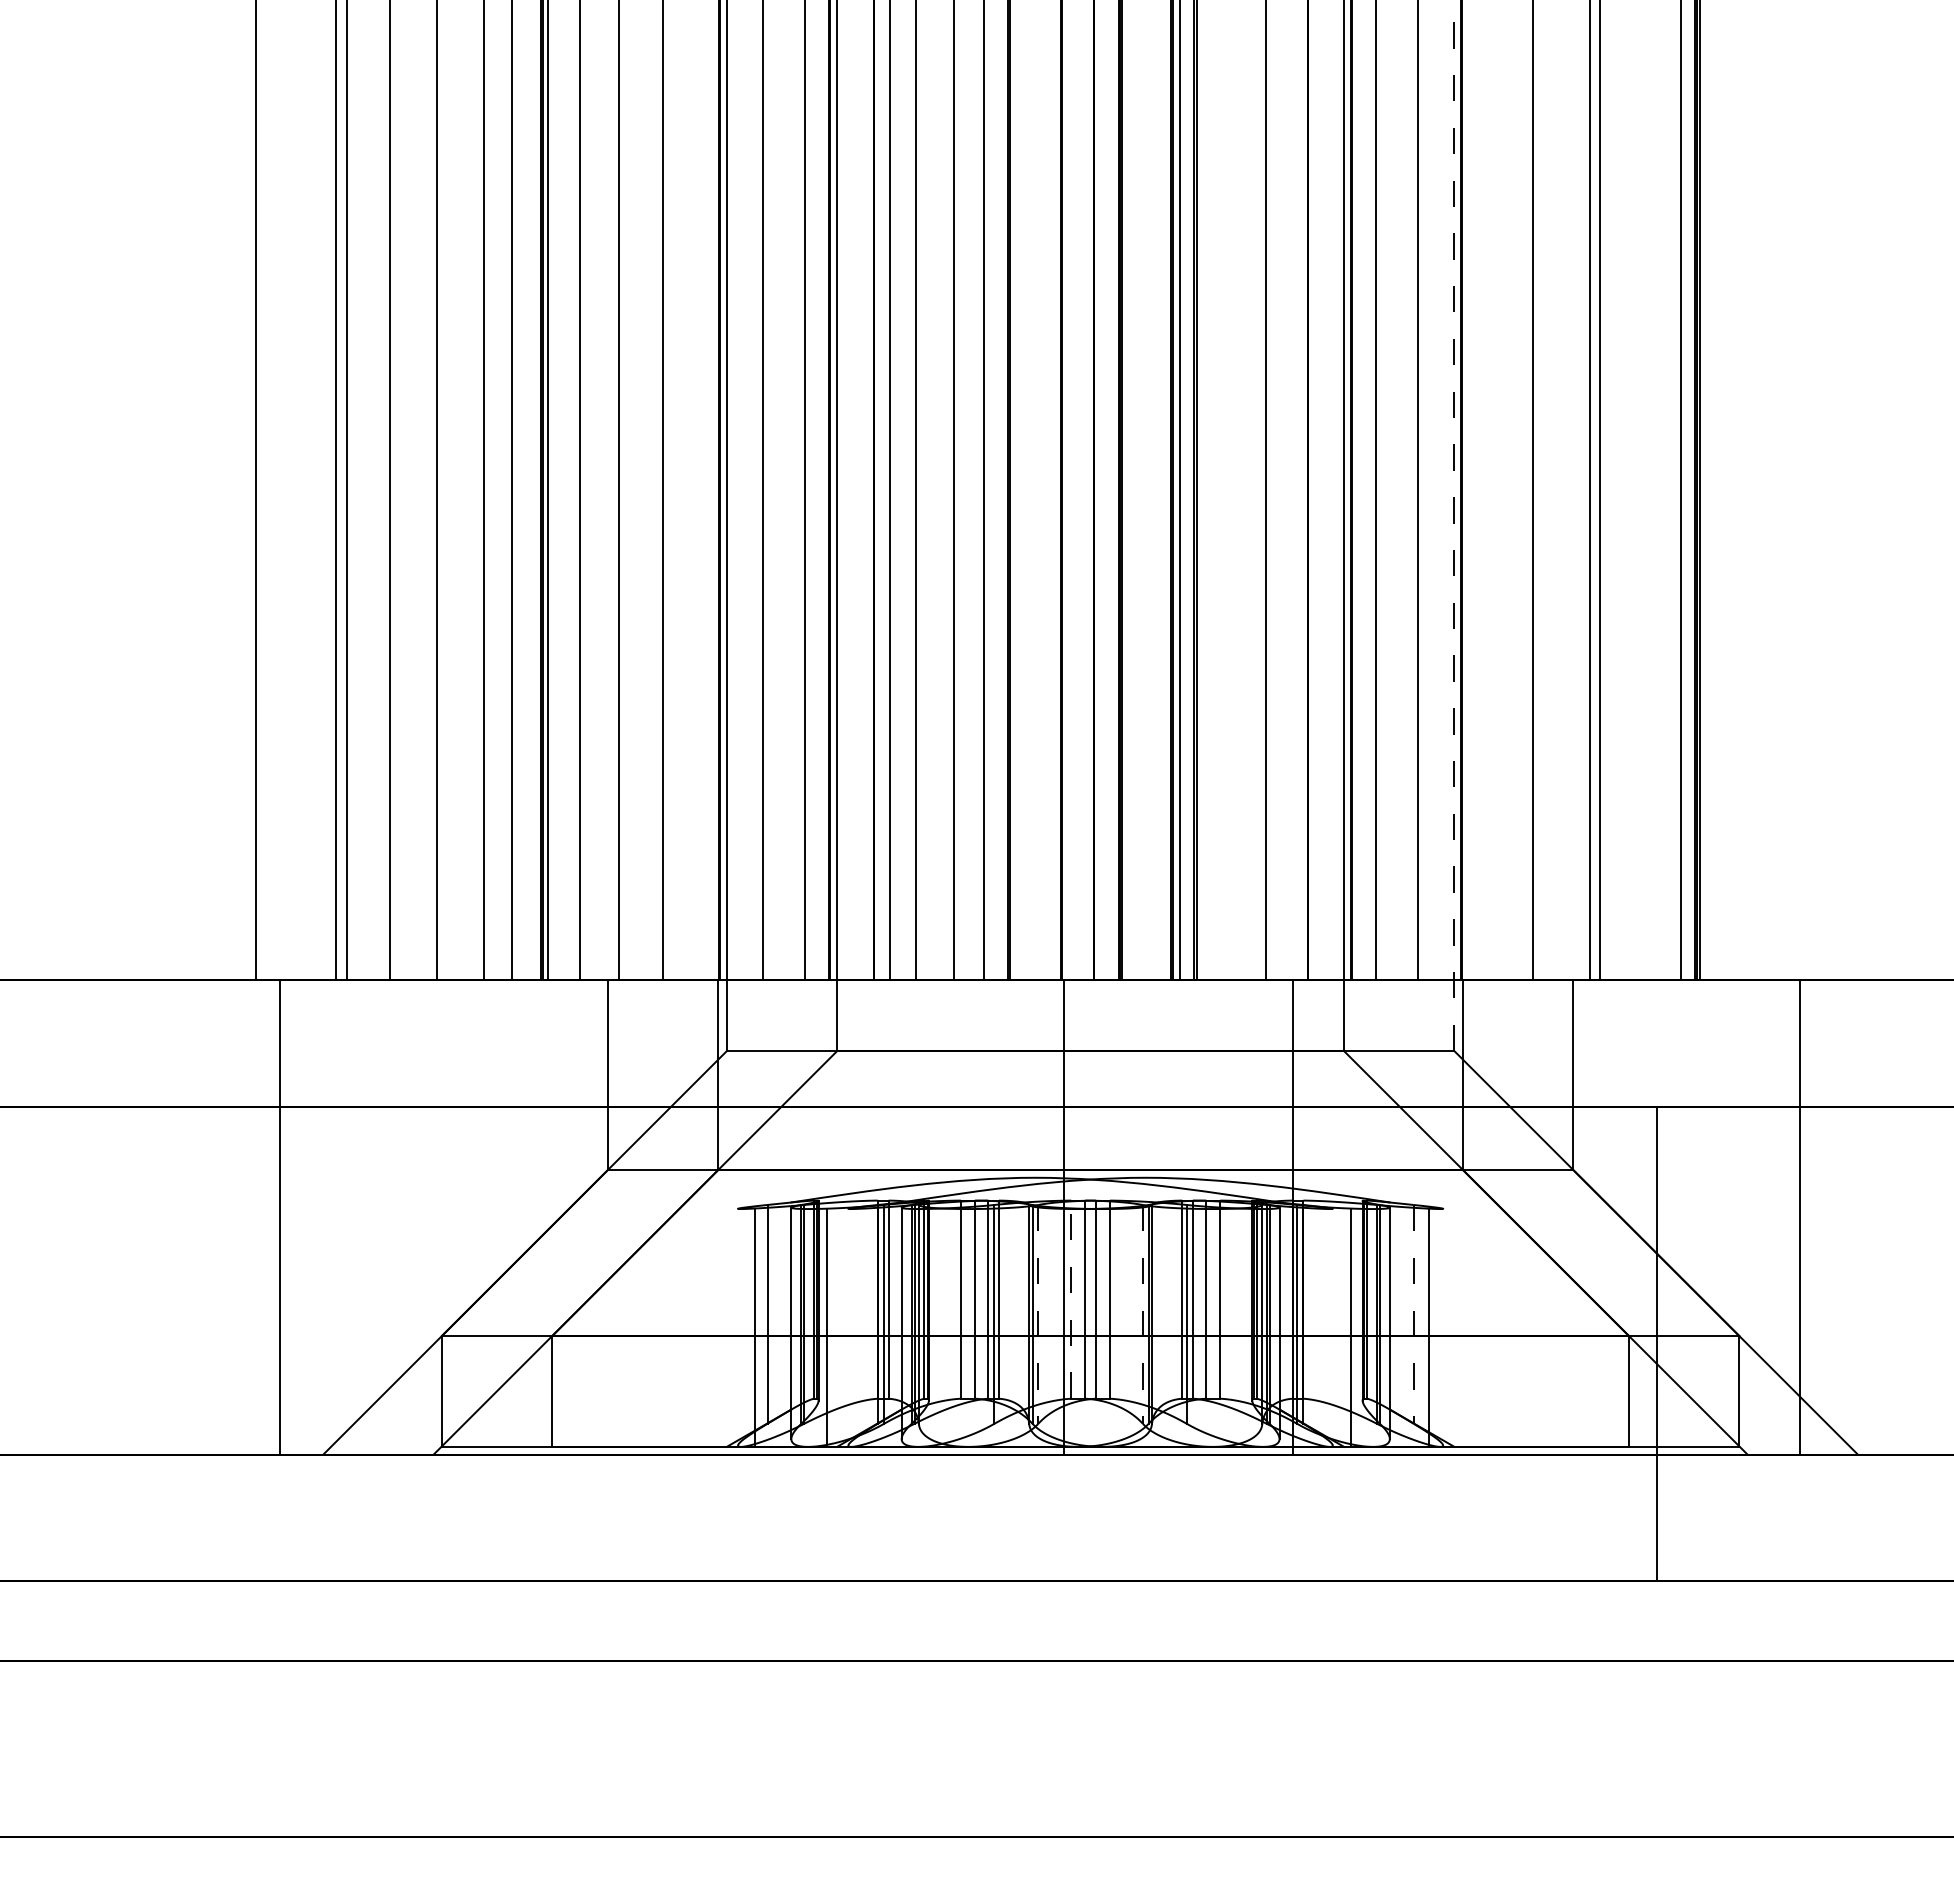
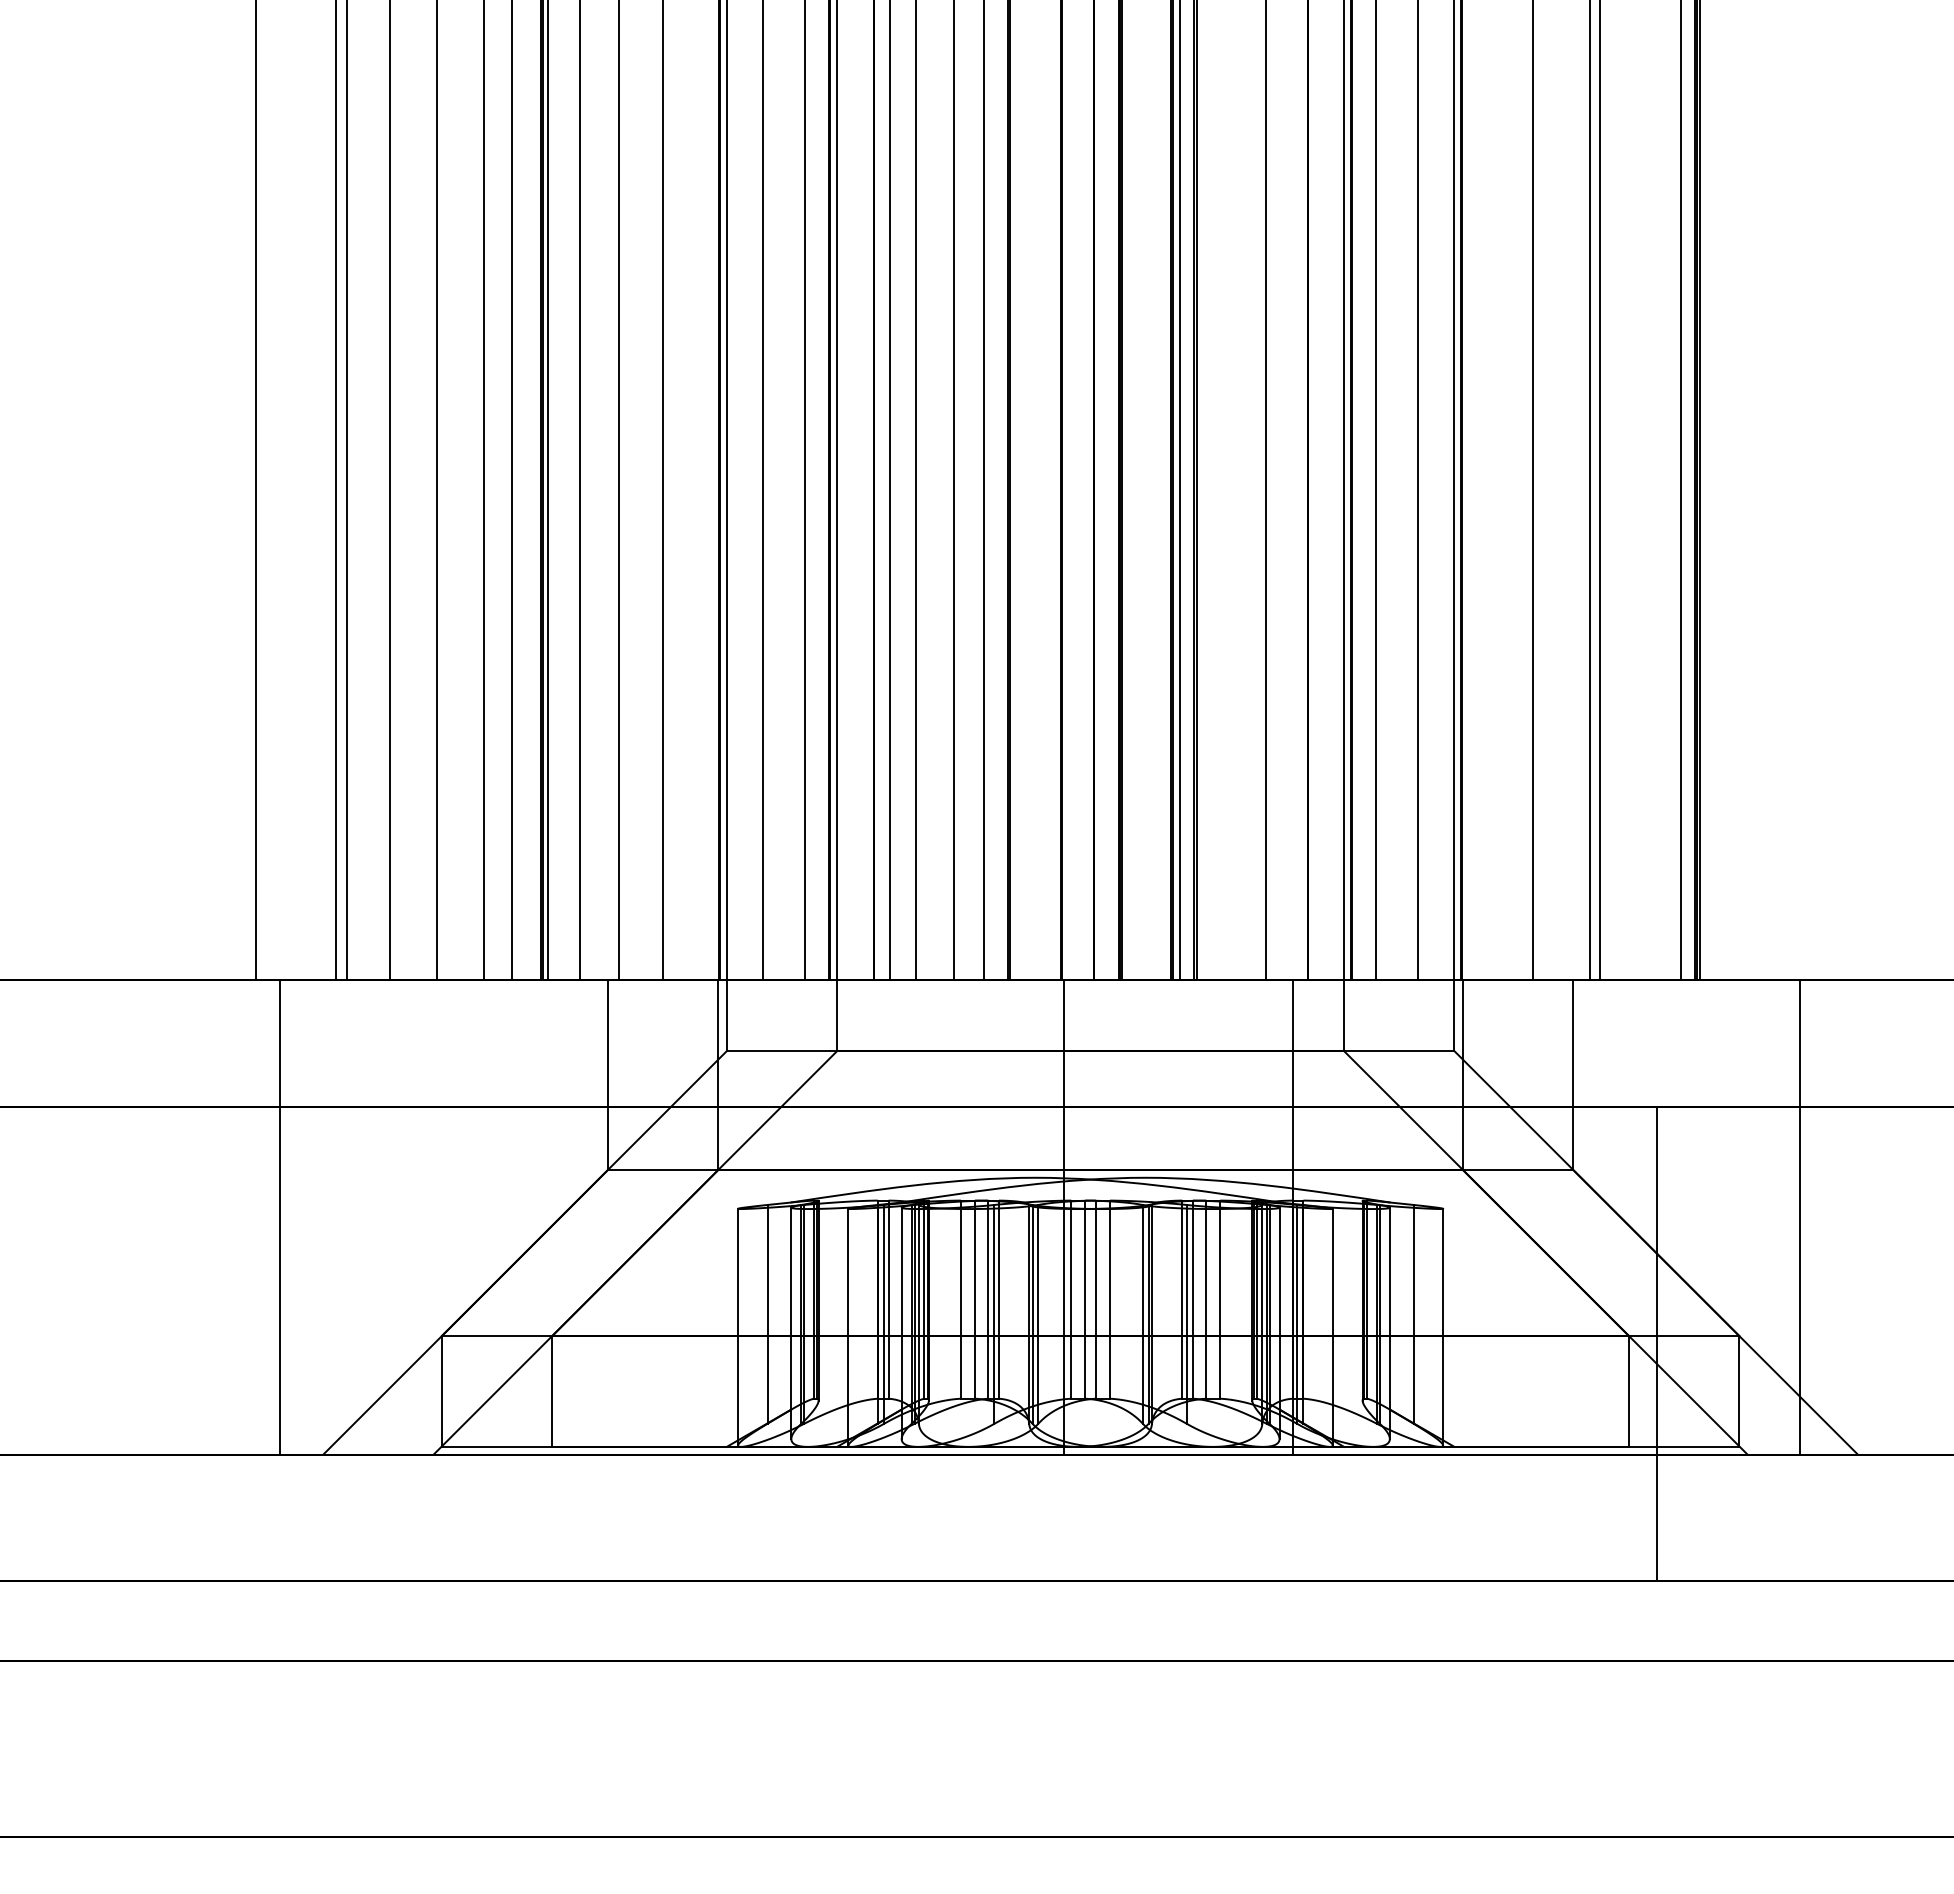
line: dashed -> solid (1454, 525)
line: dashed -> solid (1071, 1299)
line: dashed -> solid (1038, 1314)
line: dashed -> solid (1142, 1314)
line: dashed -> solid (1413, 1314)
line position: (755, 1327) -> (738, 1327) (738, 1327)
line position: (827, 1327) -> (848, 1327) (848, 1327)
line position: (1350, 1327) -> (1332, 1327) (1332, 1327)
line position: (1429, 1327) -> (1443, 1327) (1443, 1327)
